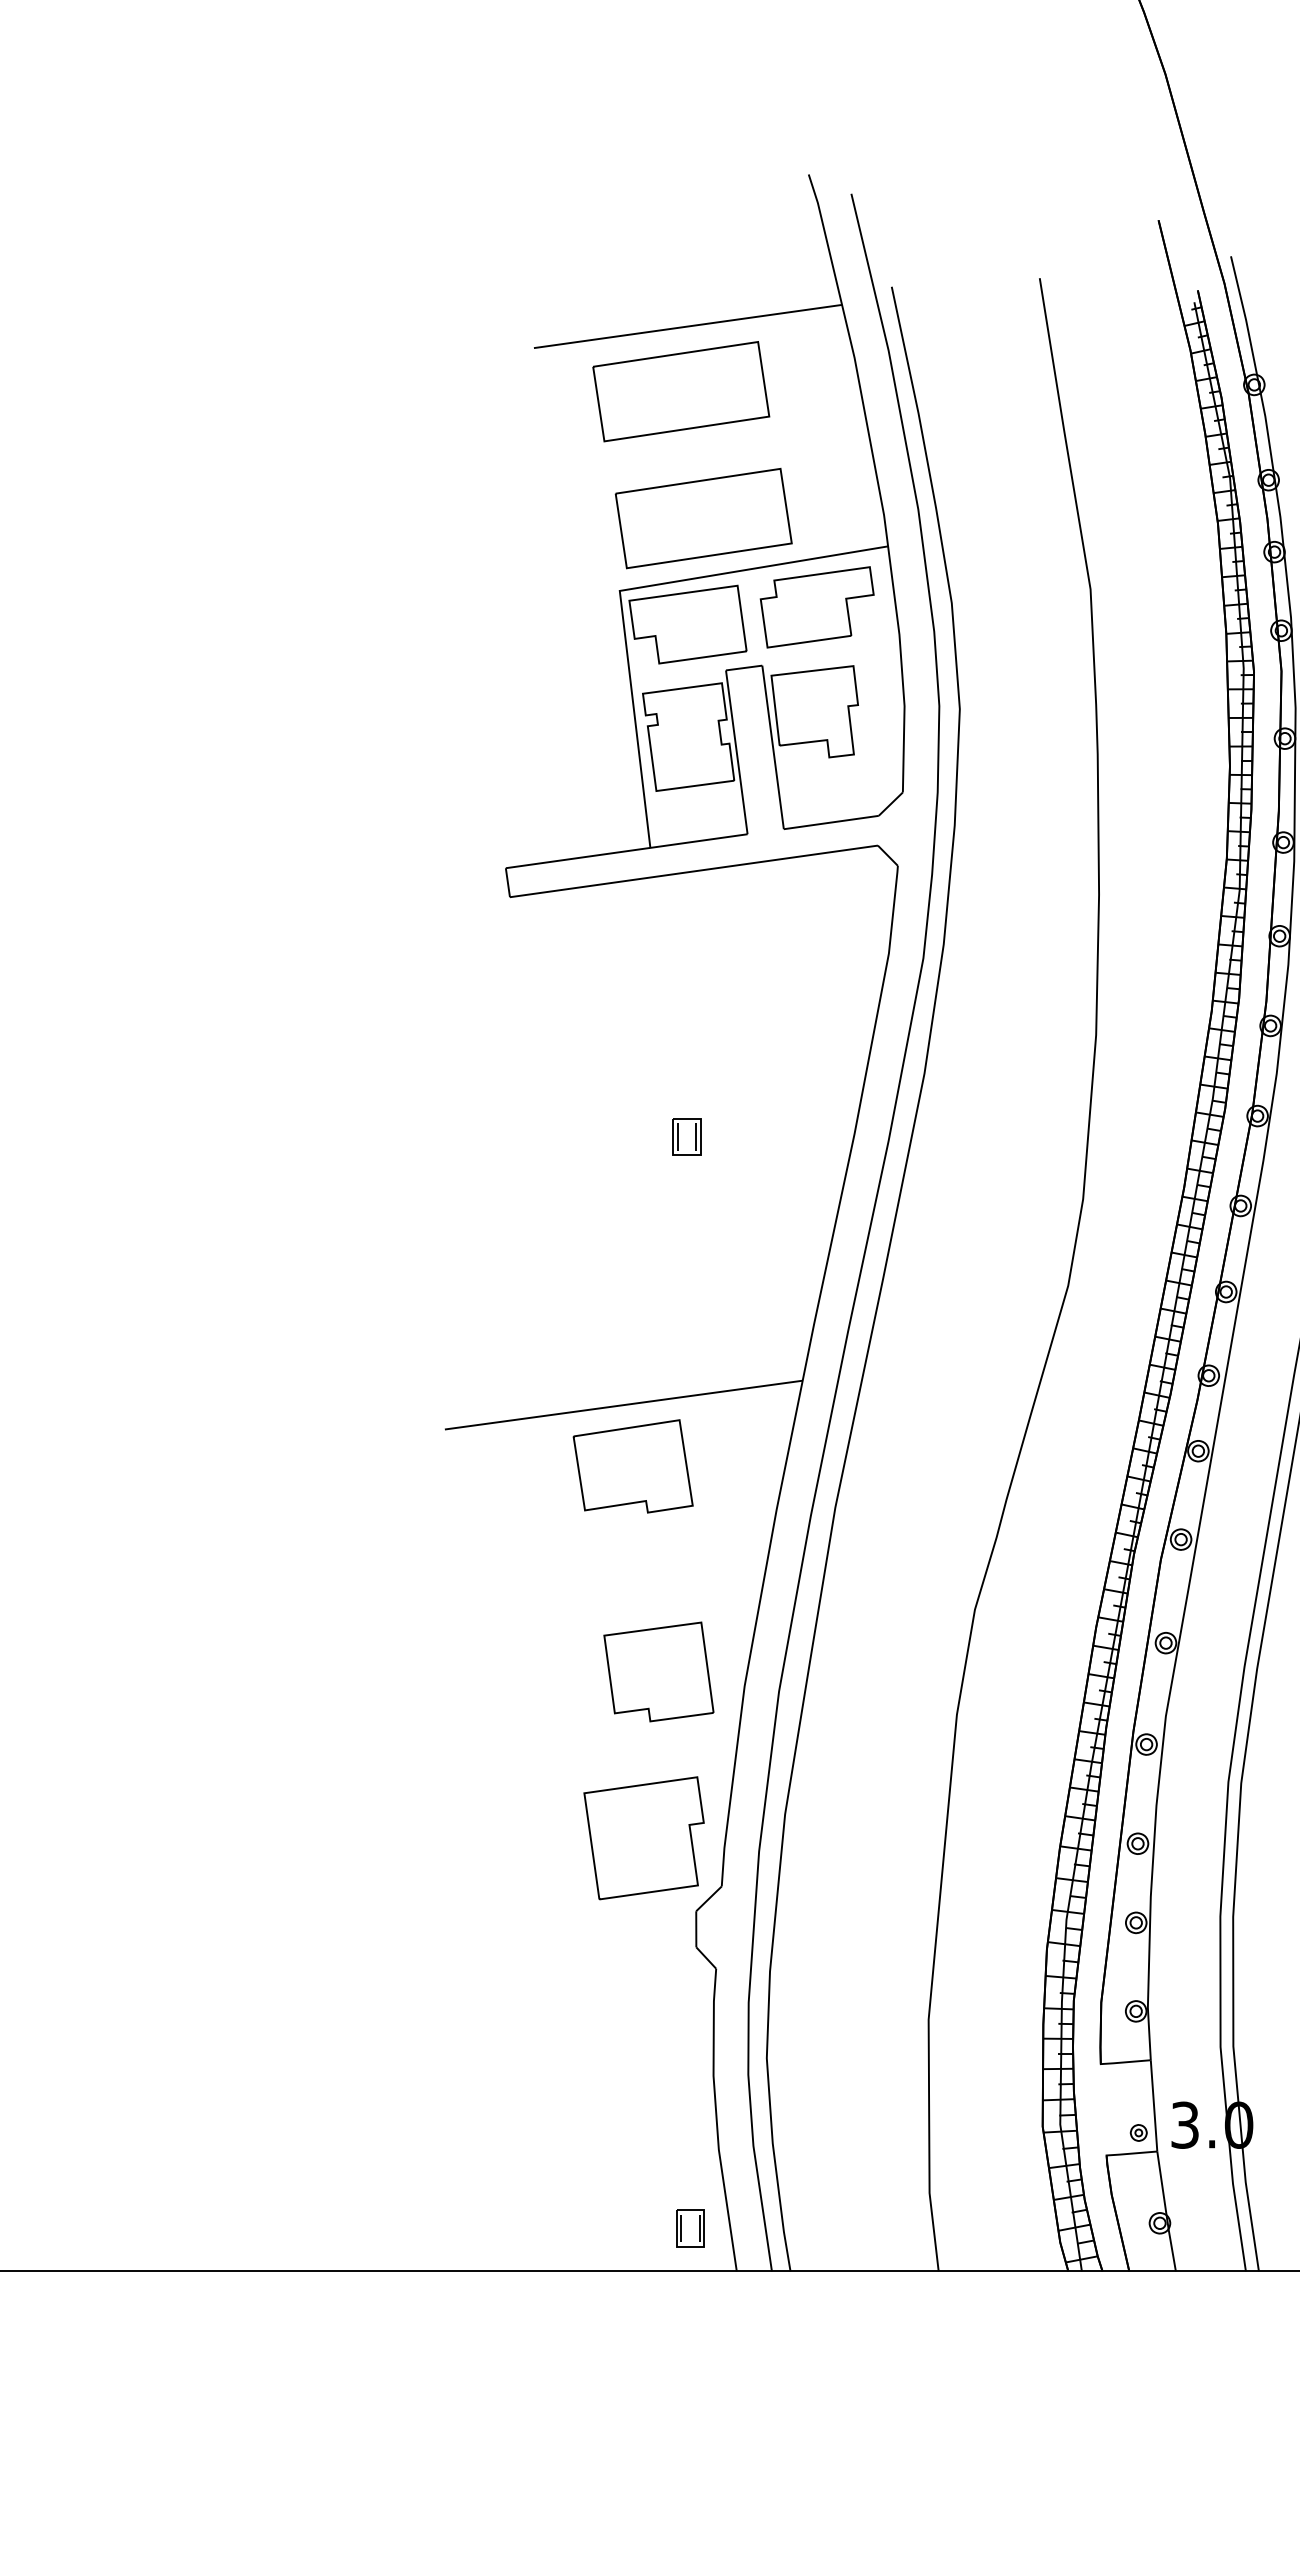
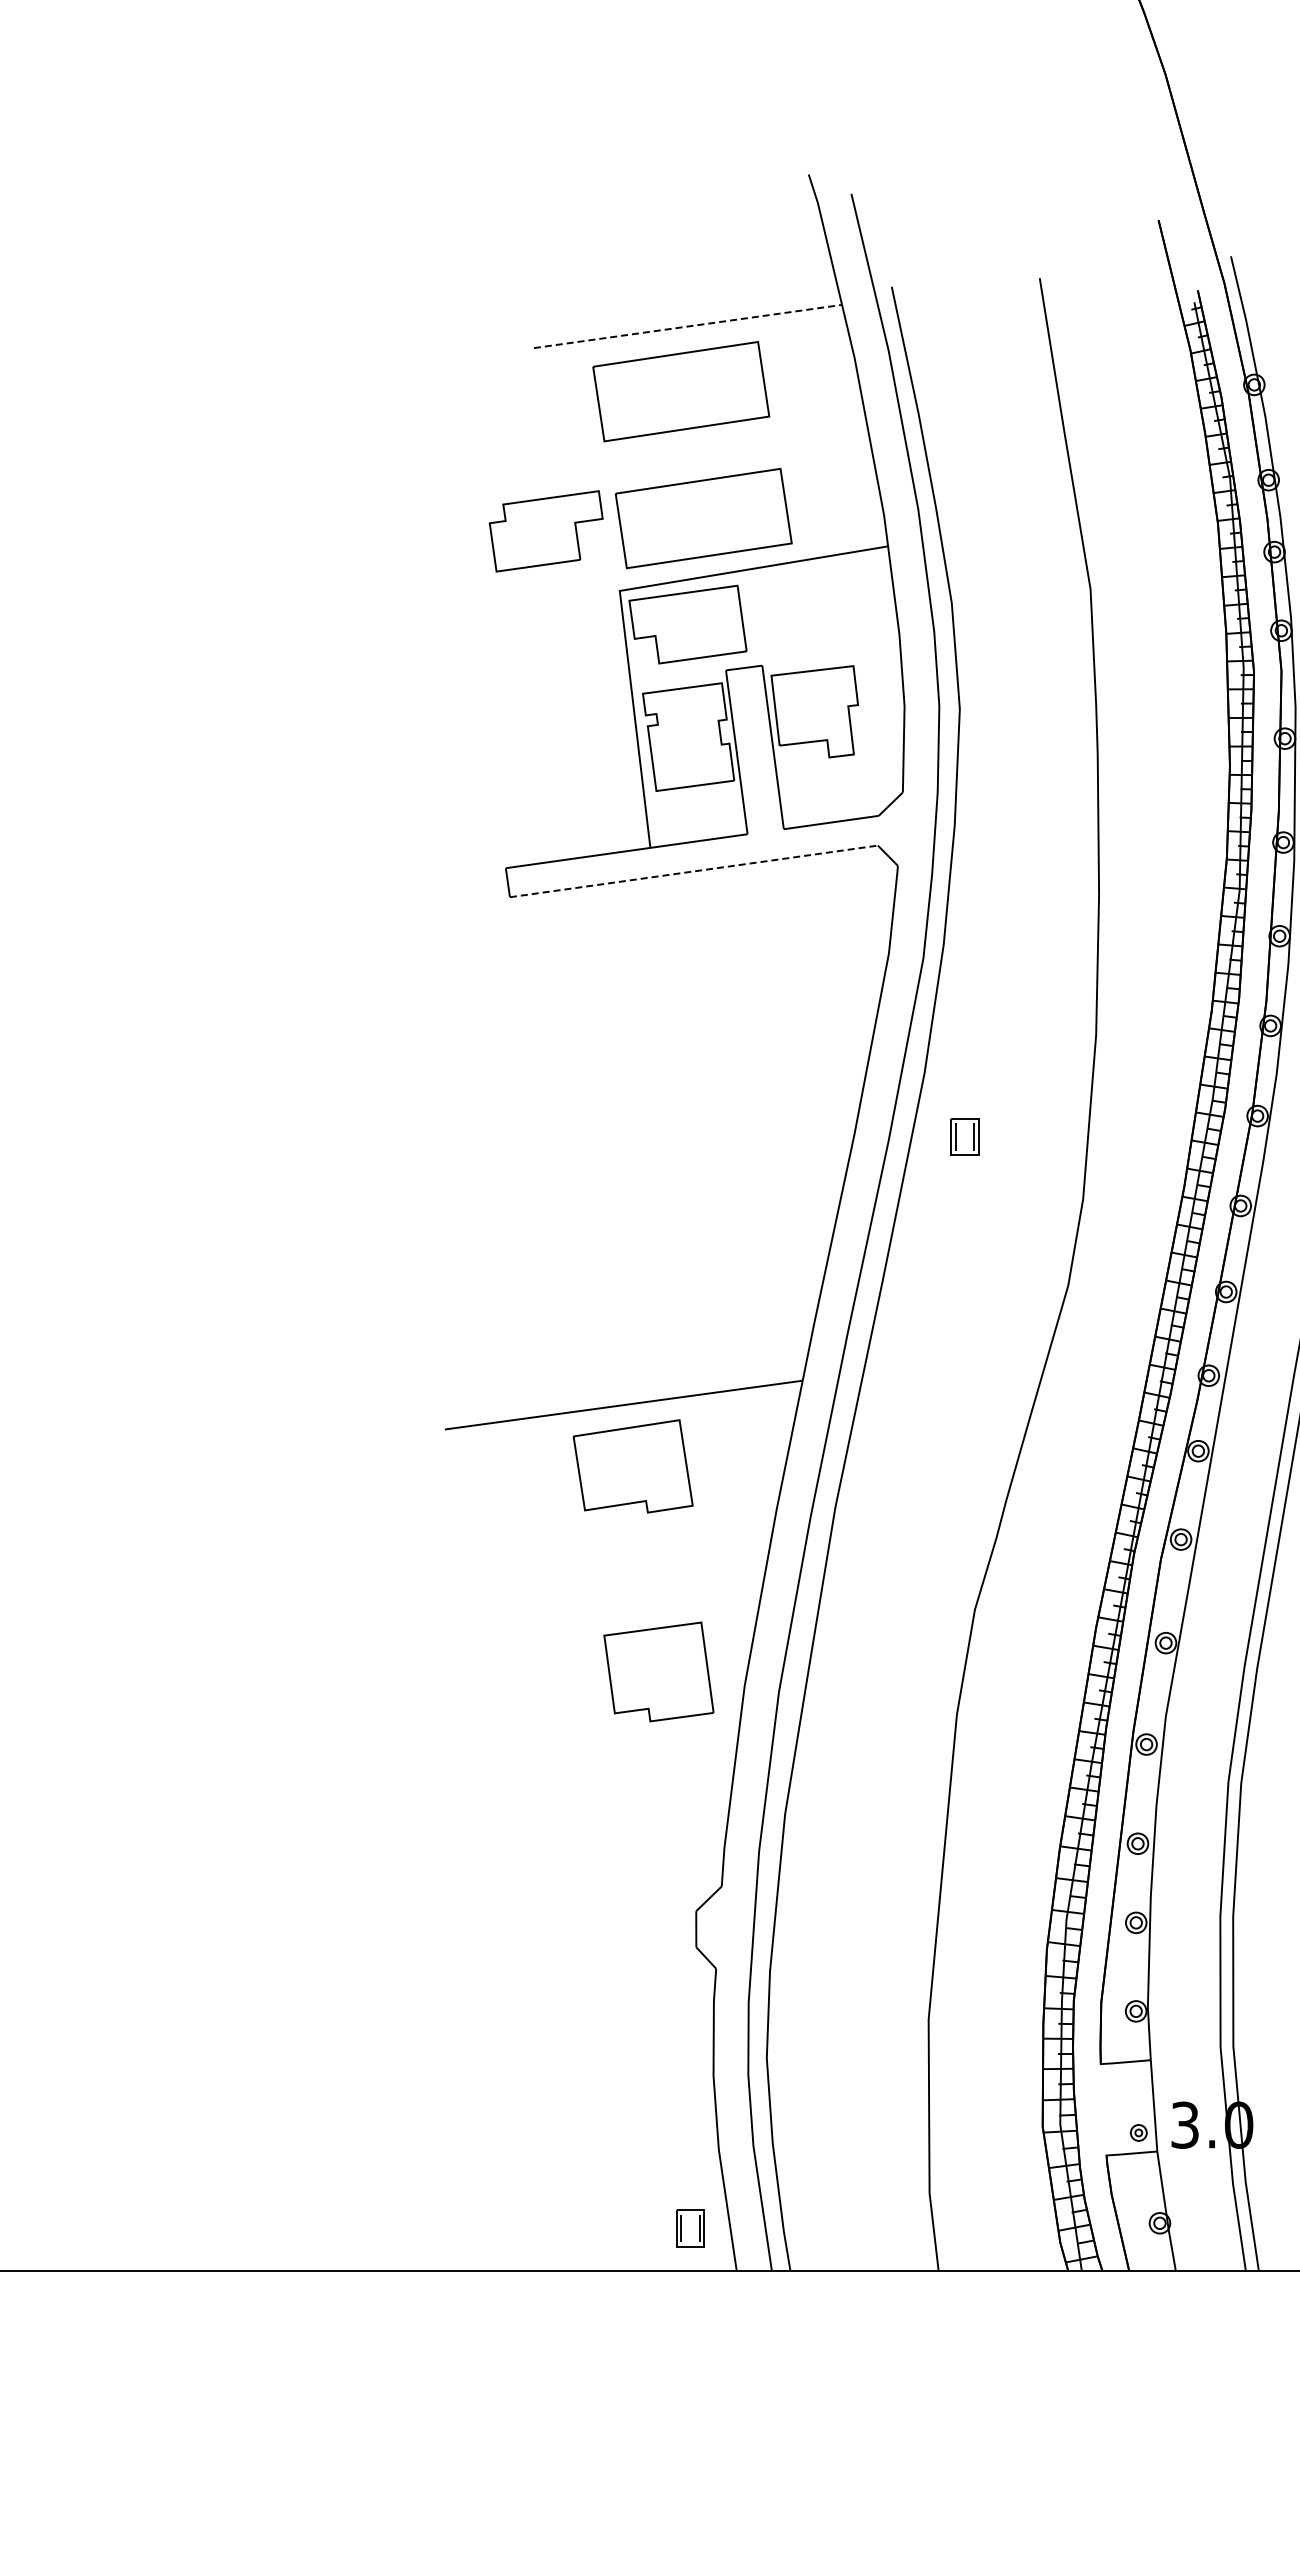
line: solid -> dashed (688, 326)
part position: (816, 607) -> (545, 531) (545, 531)
line: solid -> dashed (693, 871)
part position: (686, 1136) -> (964, 1136) (964, 1136)
part: present -> none (643, 1838)
